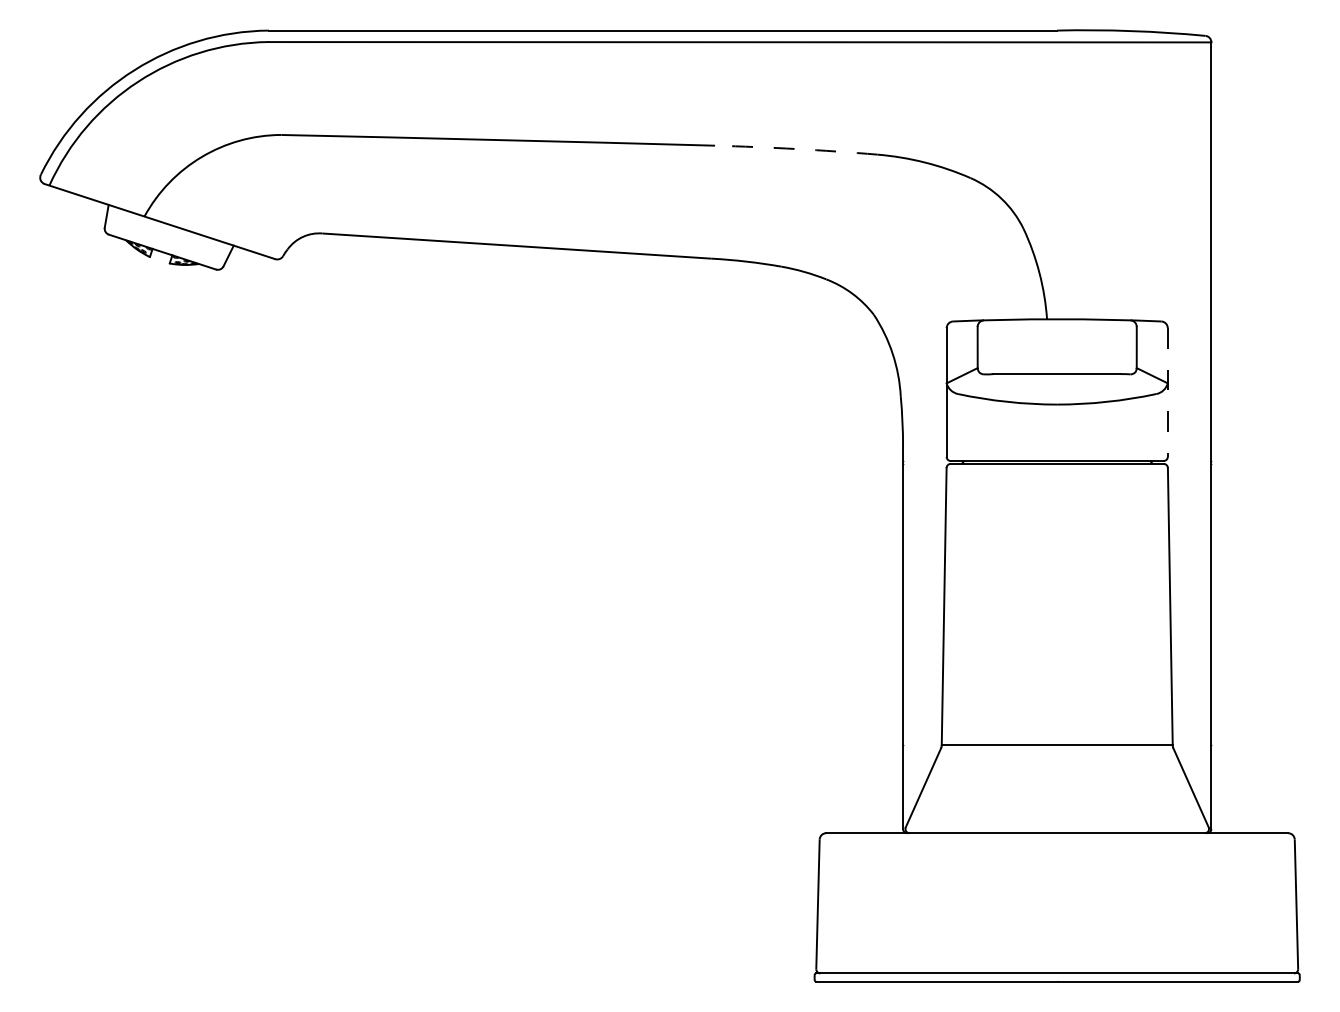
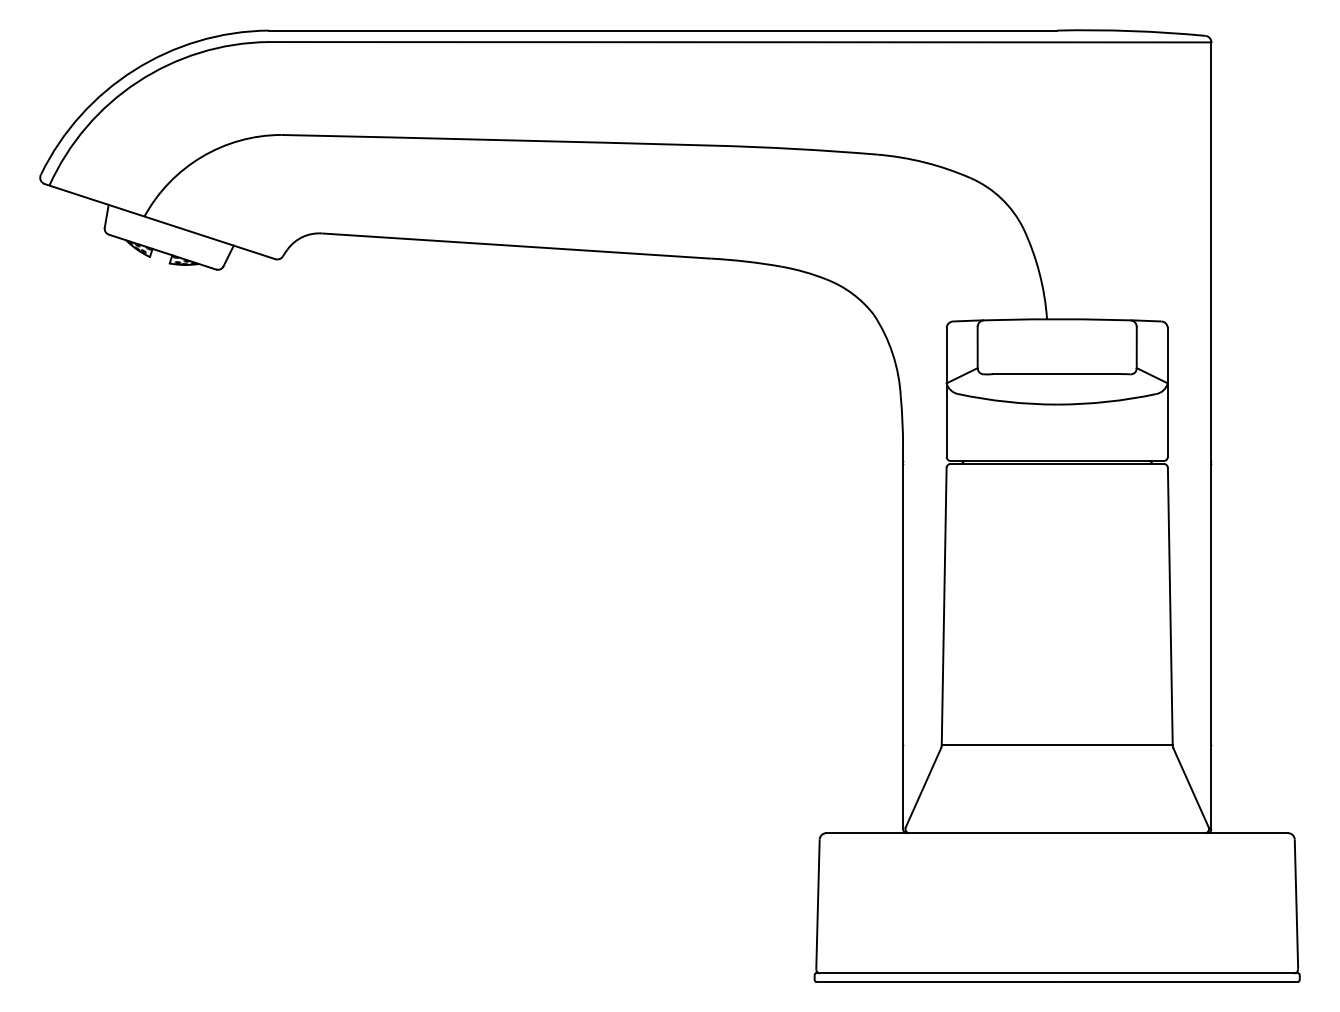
arc: dashed -> solid (796, 149)
line: dashed -> solid (1167, 392)
